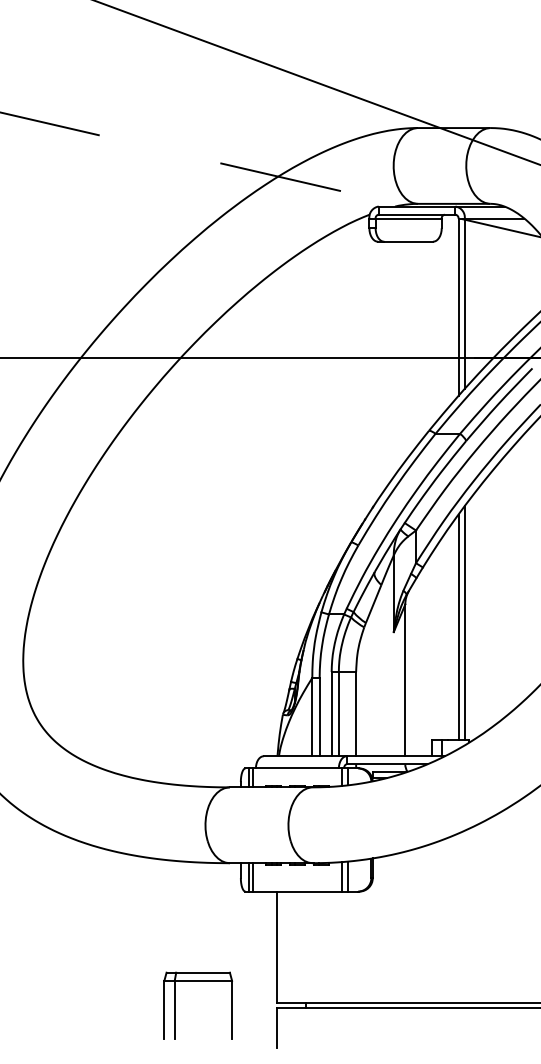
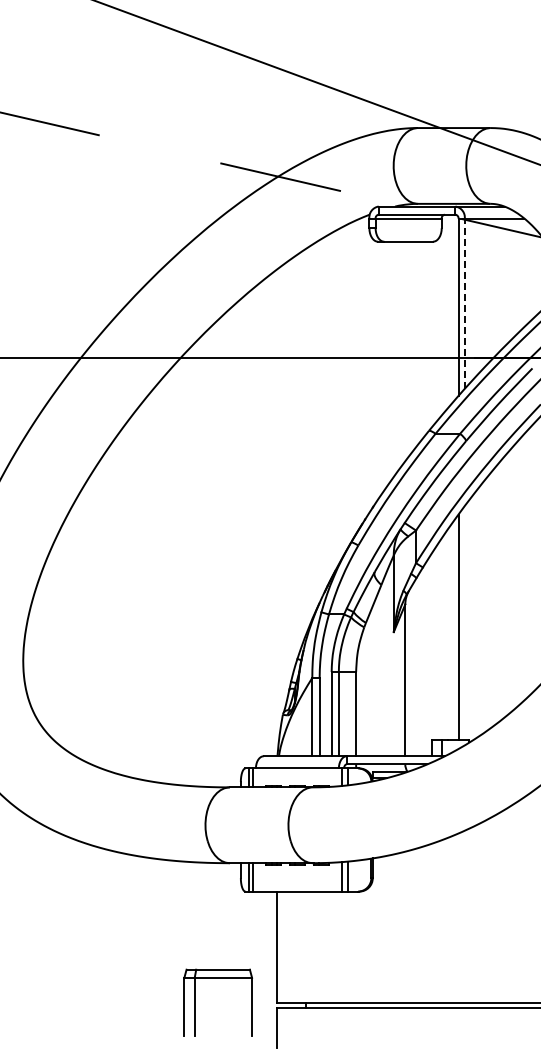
line: solid -> dashed (464, 303)
line: present -> none (464, 623)
part position: (175, 1005) -> (195, 1002) (195, 1002)
